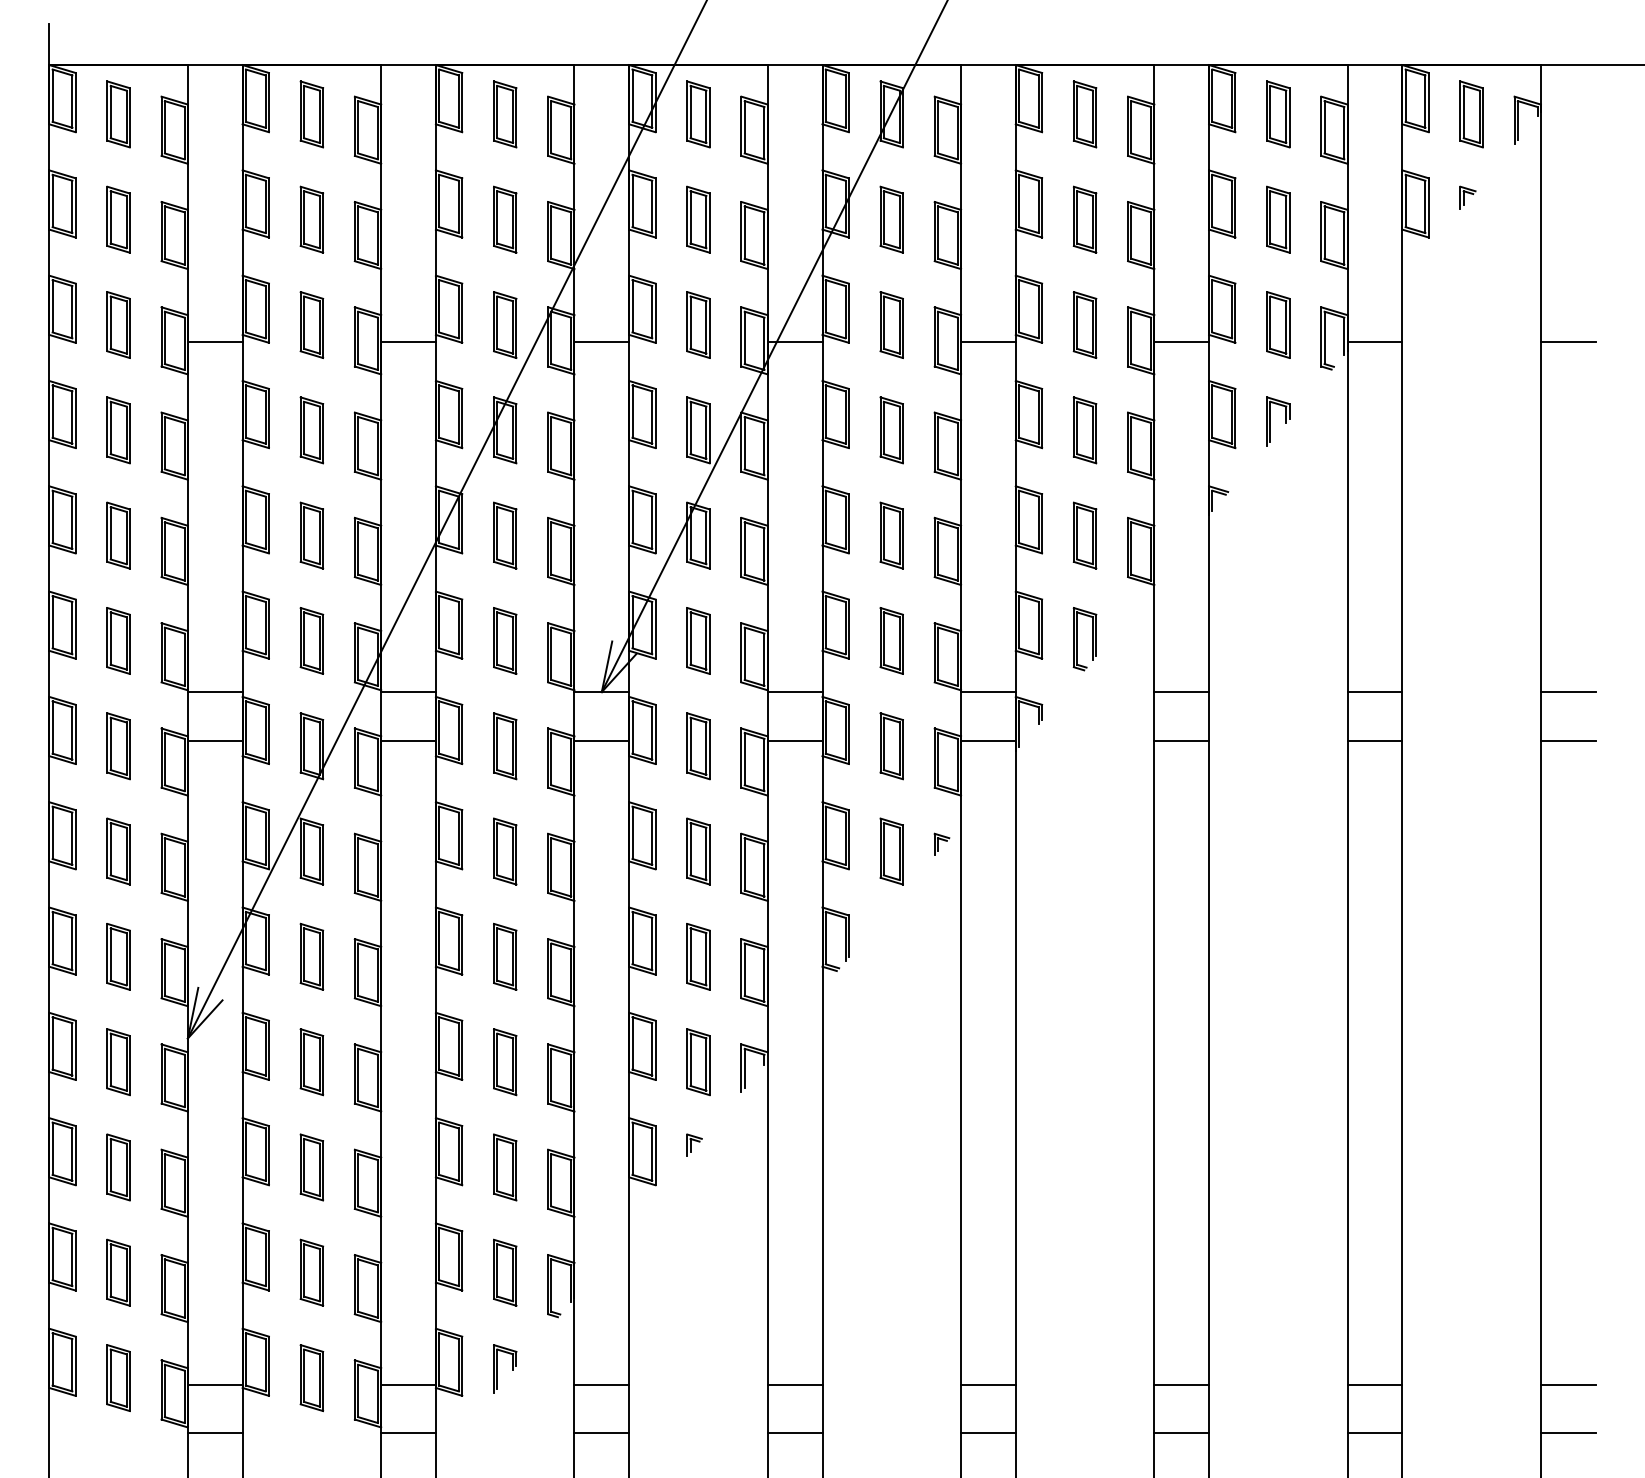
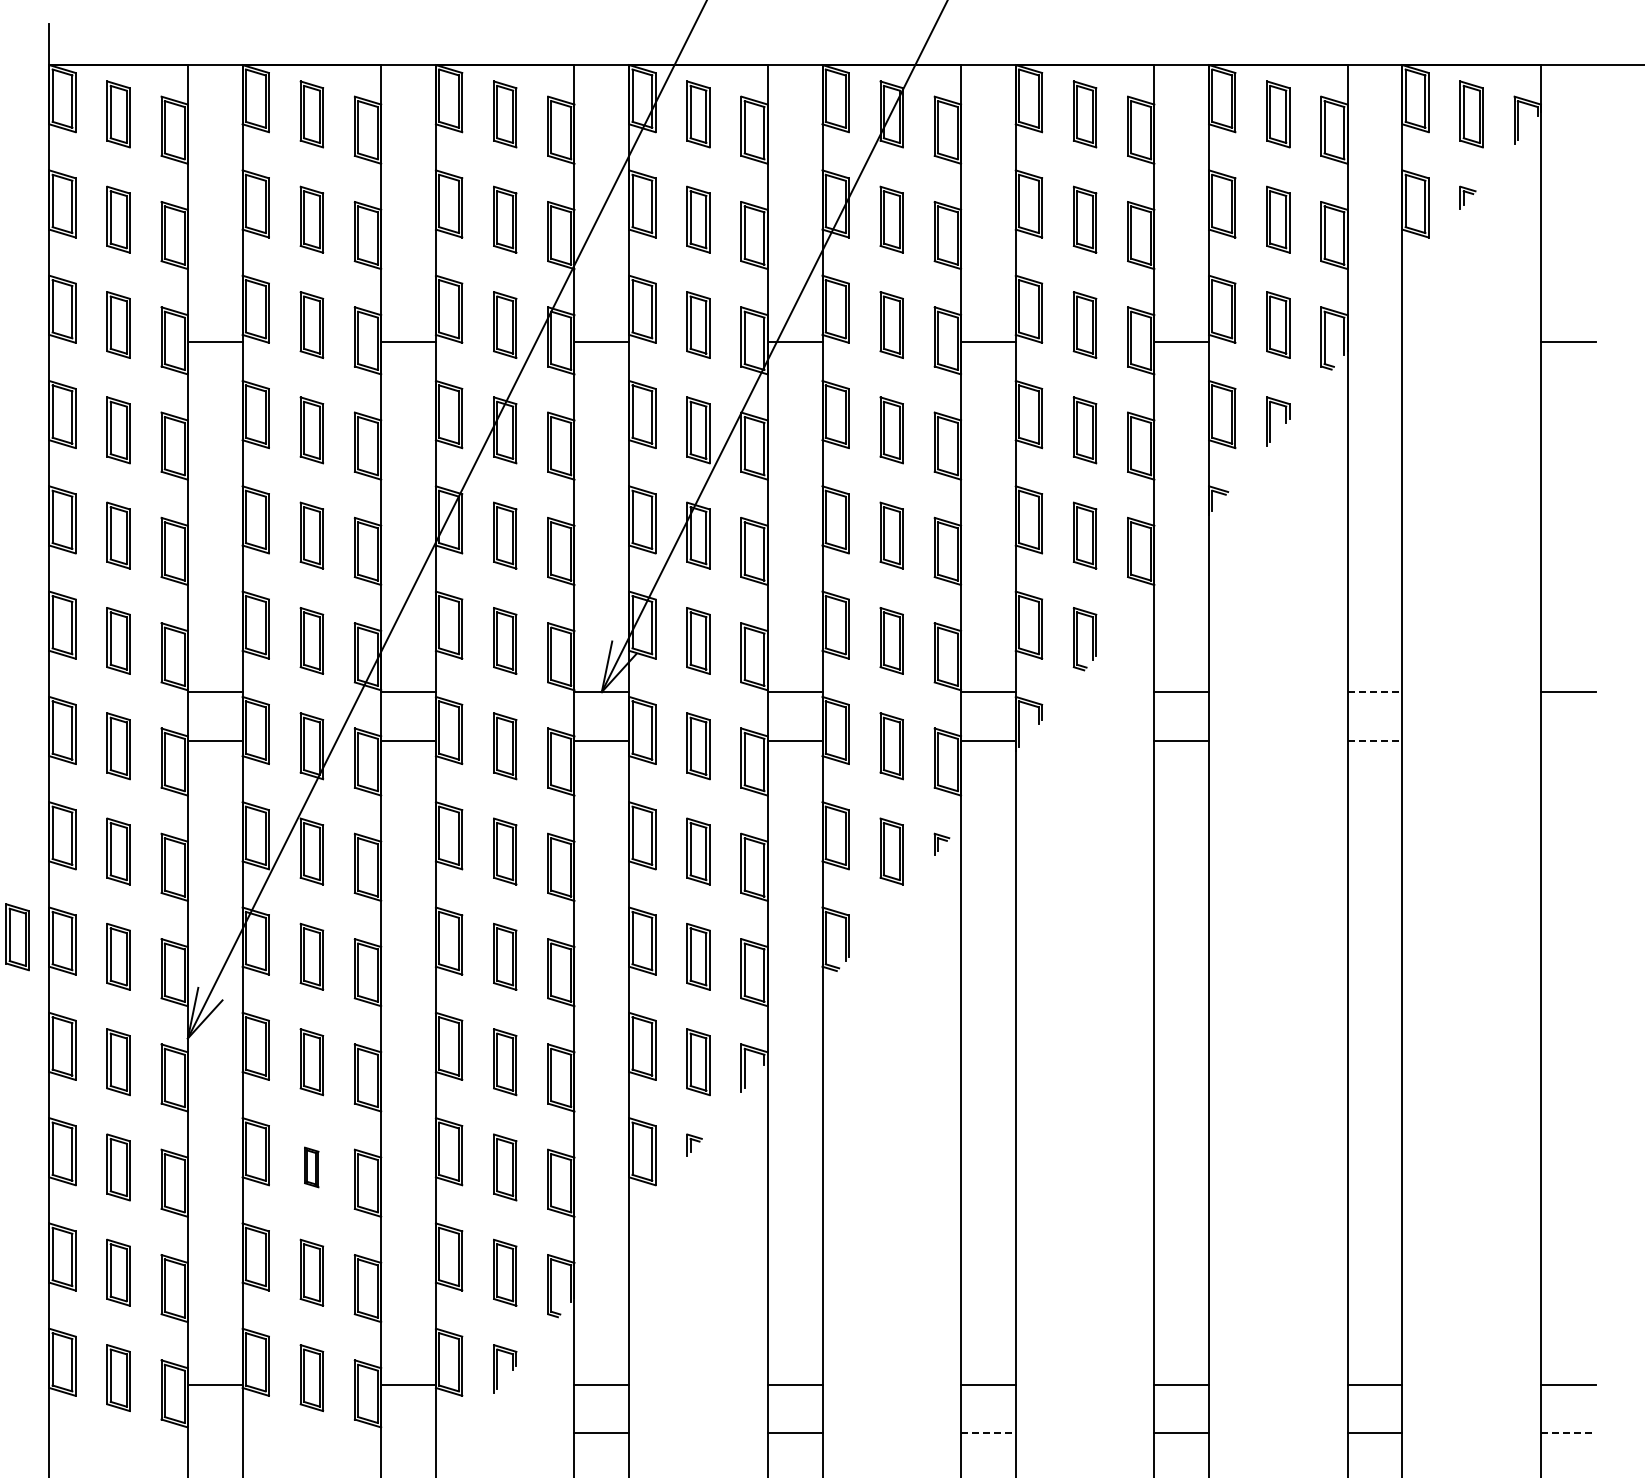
line: present -> none (1374, 342)
line: solid -> dashed (1375, 692)
line: solid -> dashed (1375, 740)
line: present -> none (1567, 740)
part: none -> present (17, 937)
part size: 25x69 px -> 16x43 px (311, 1167)
line: present -> none (214, 1433)
line: present -> none (408, 1433)
line: solid -> dashed (988, 1433)
line: solid -> dashed (1568, 1433)
